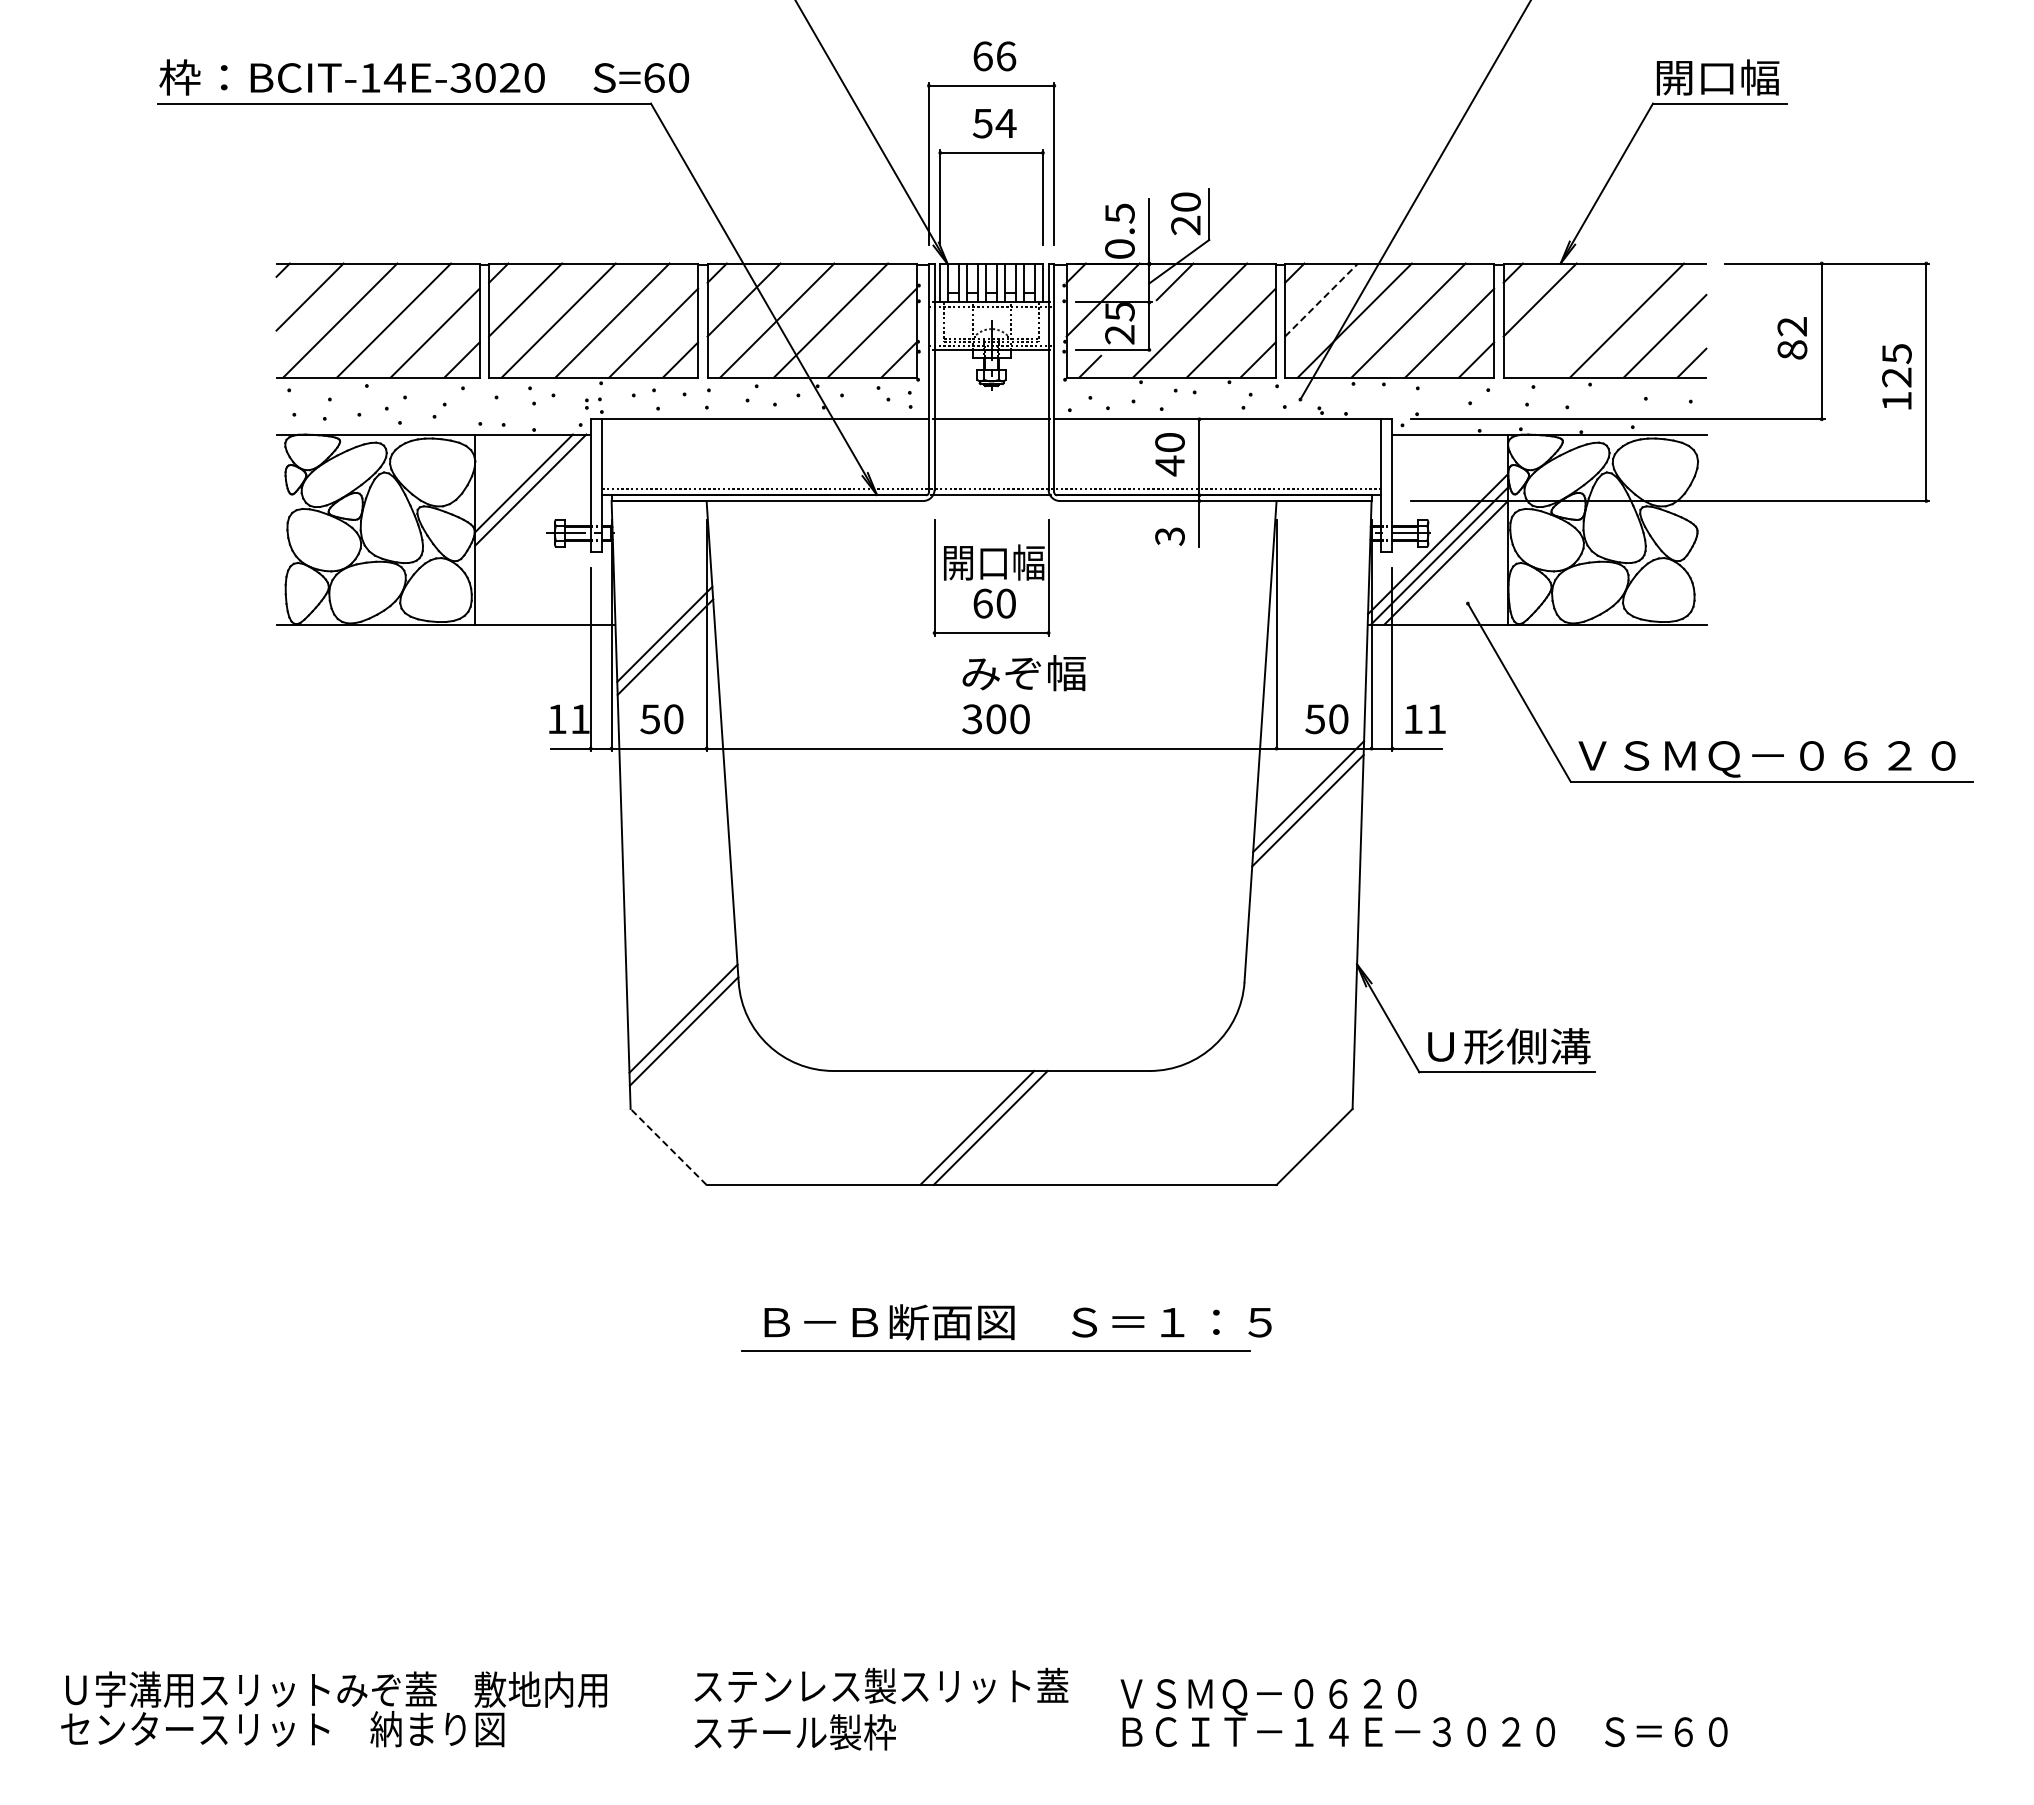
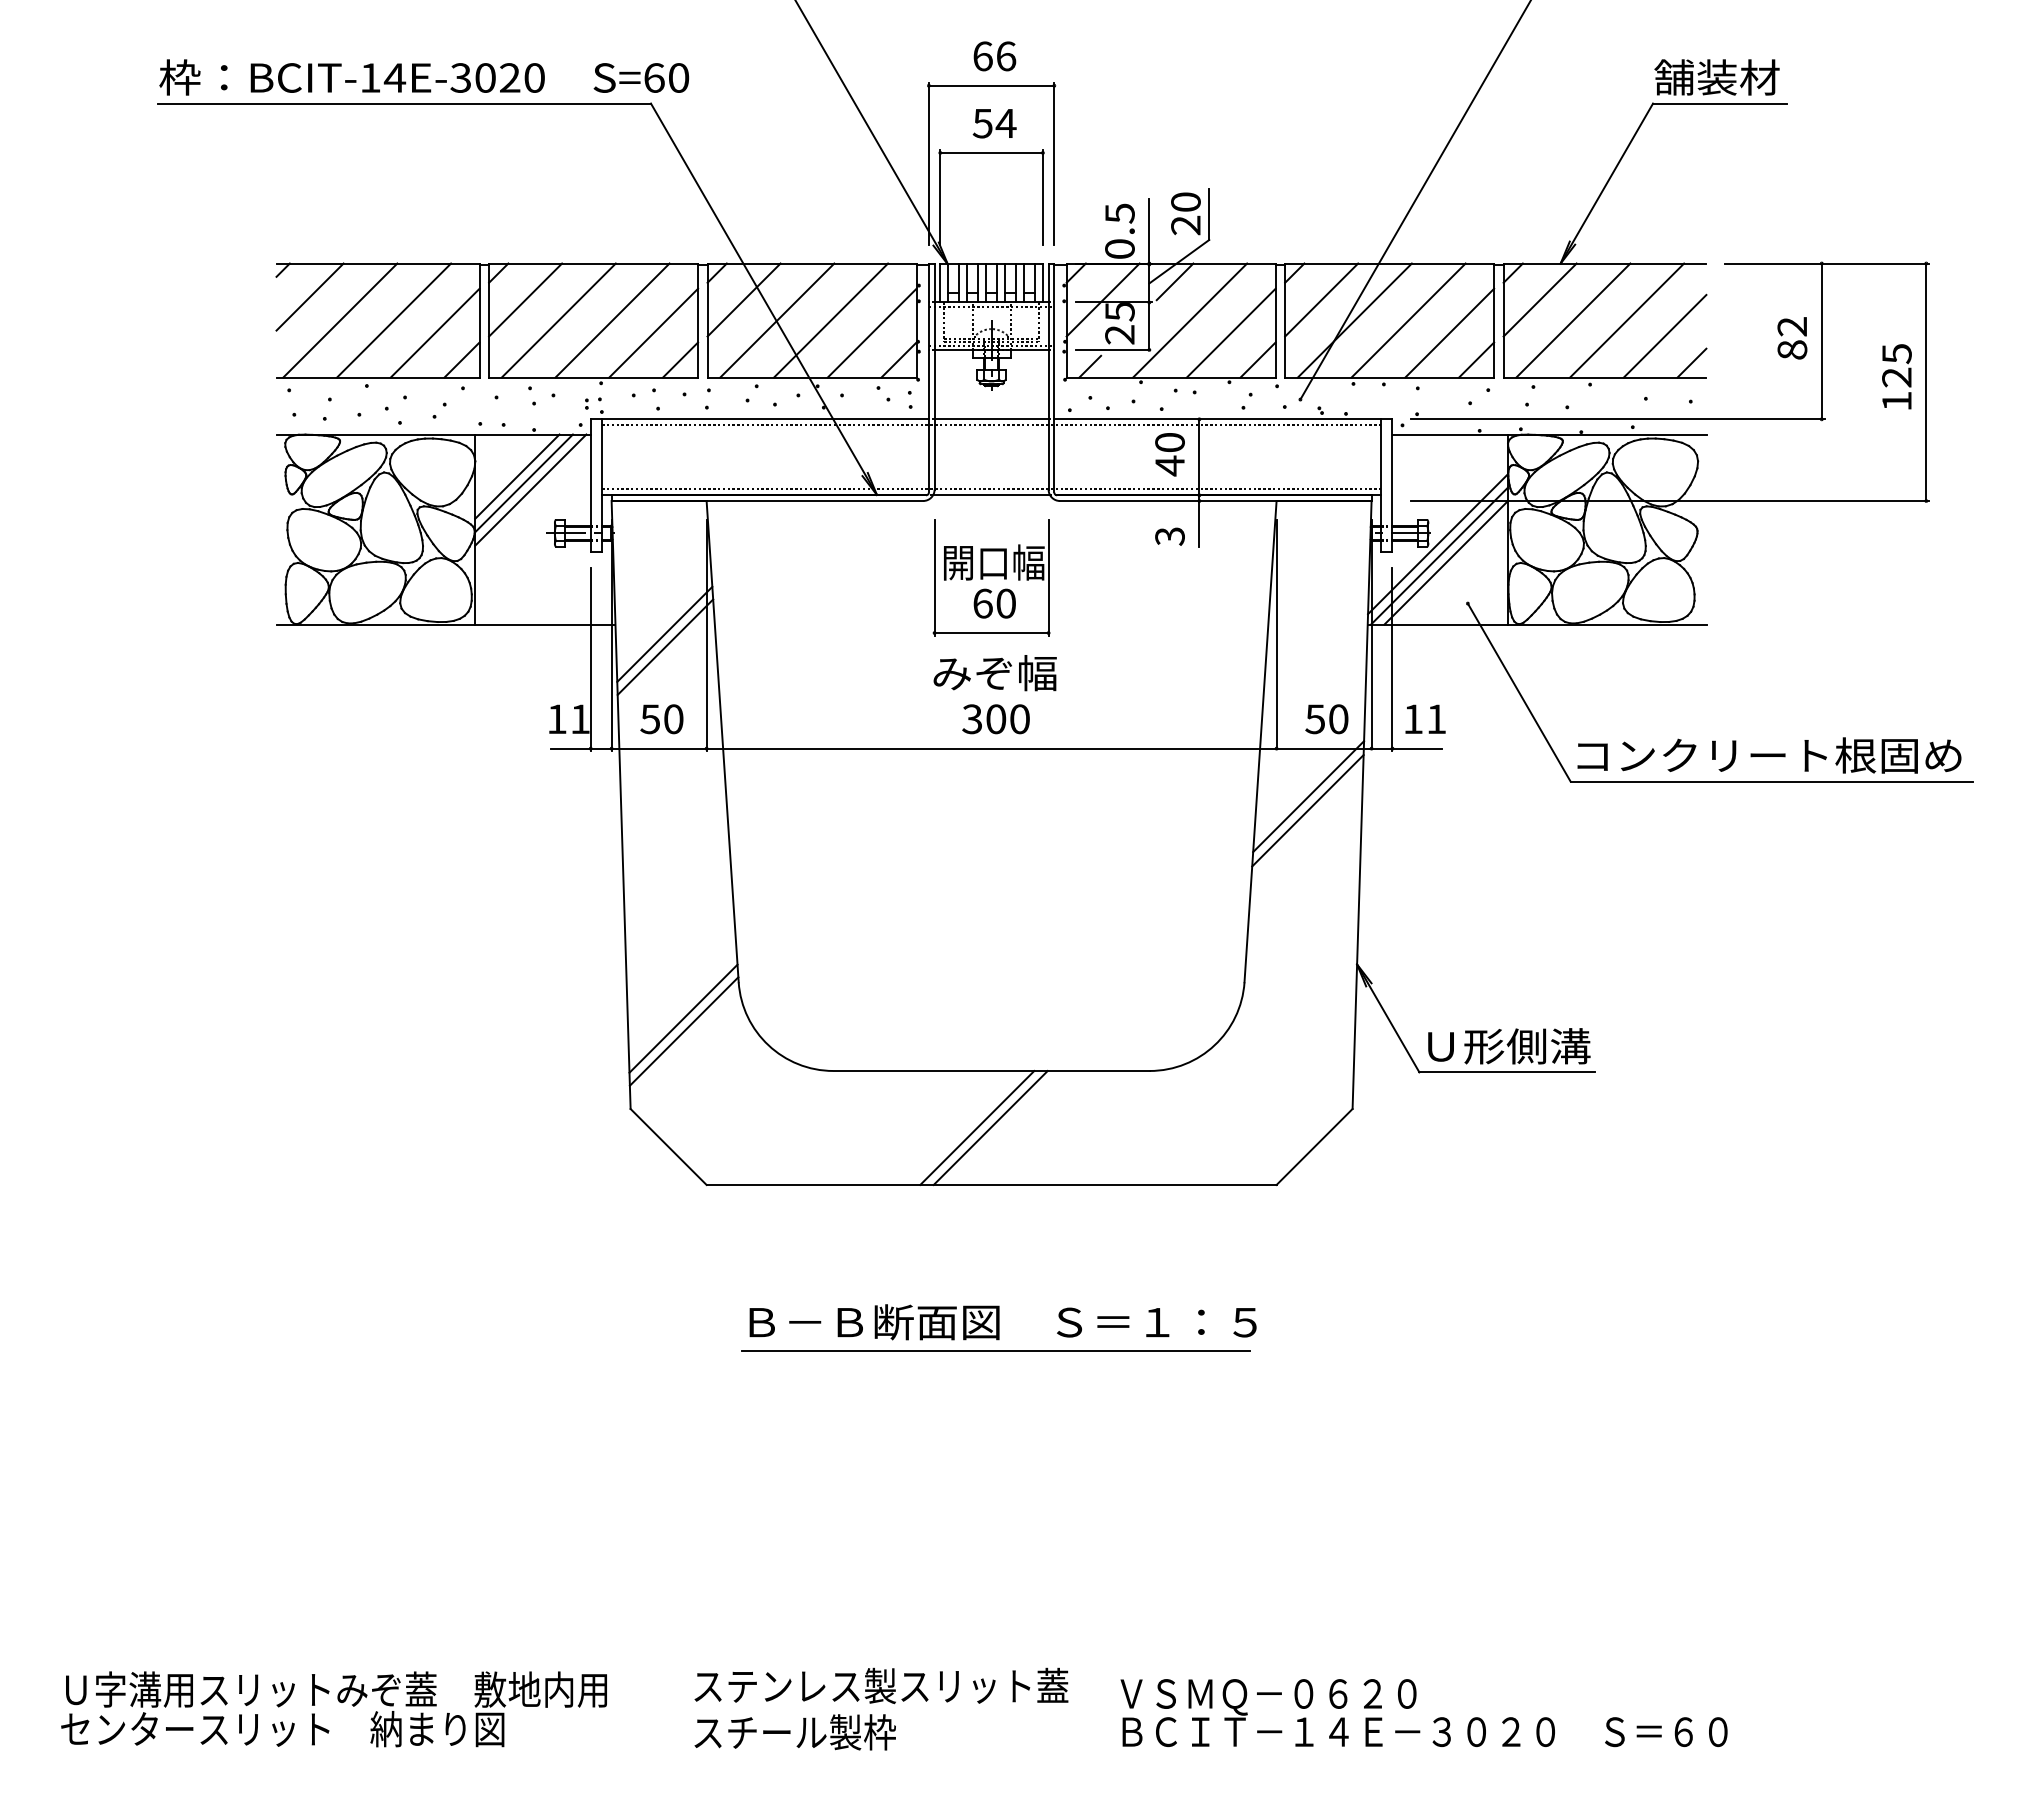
text: 開口幅 -> 舗装材 (1716, 77)
line: dashed -> solid (1321, 300)
line: none -> present (1573, 320)
line: none -> present (991, 425)
line: none -> present (517, 476)
text position: (1023, 673) -> (994, 673) (994, 673)
text: ＶＳＭＱ－０６２０ -> コンクリート根固め (1769, 757)
line: dashed -> solid (668, 1146)
text position: (1017, 1322) -> (1002, 1322) (1002, 1322)
